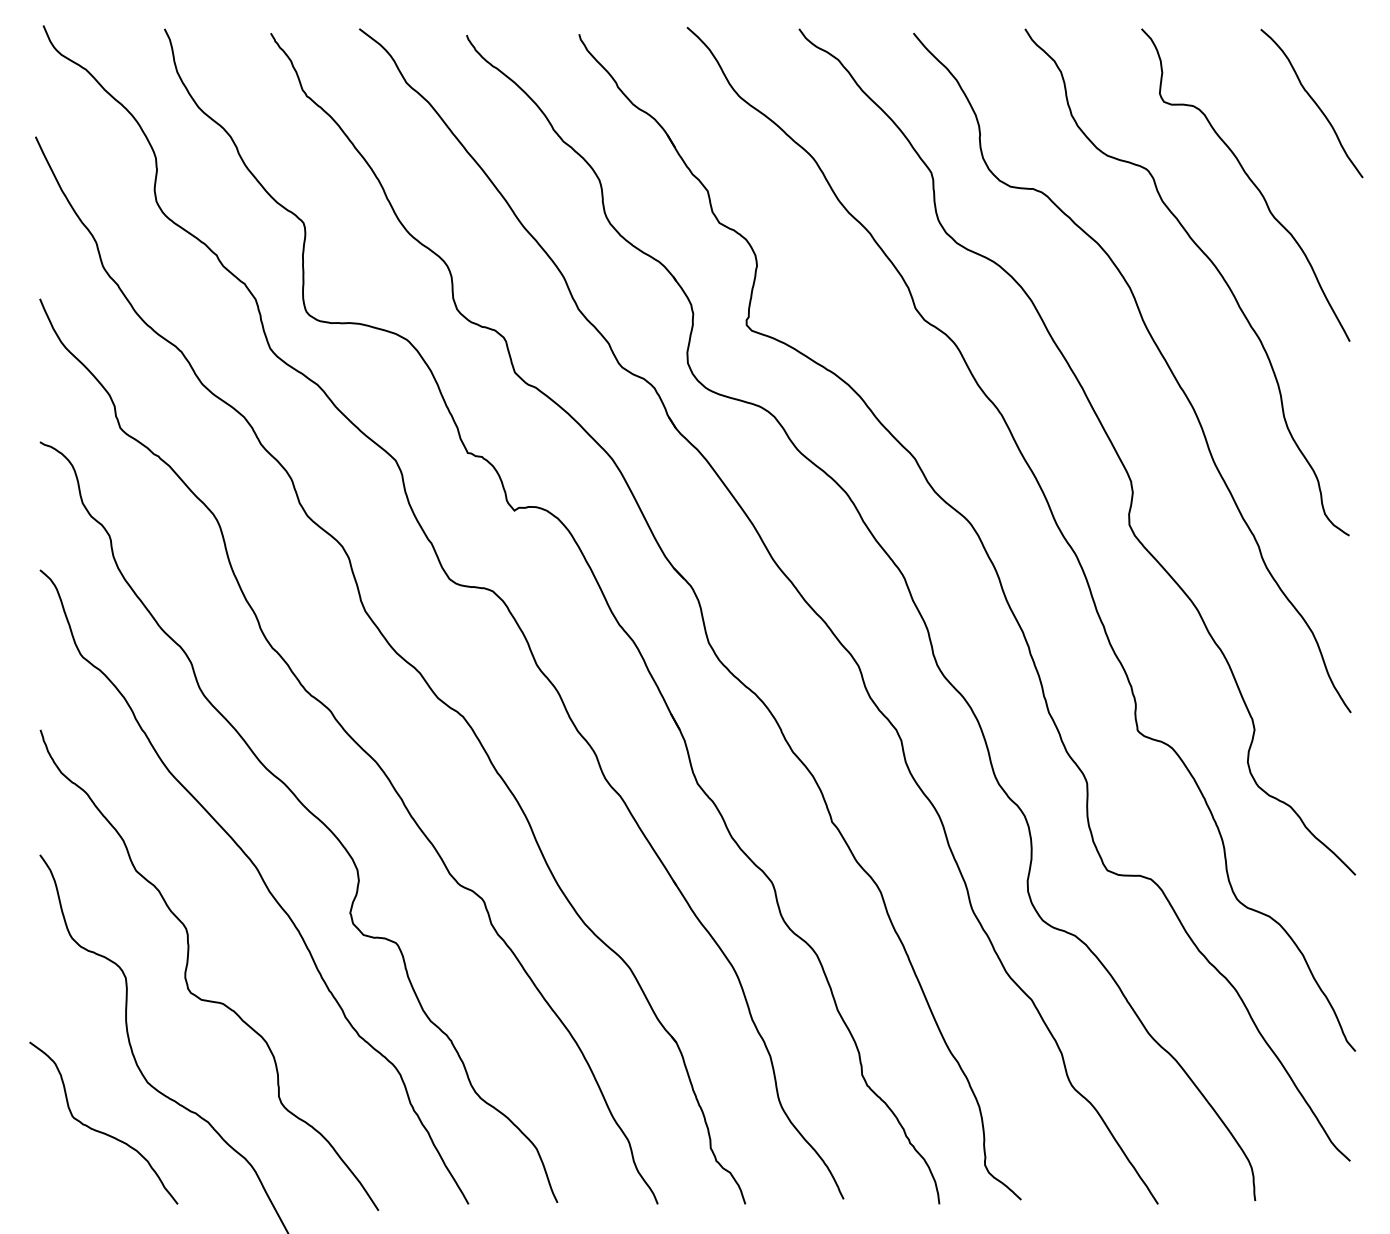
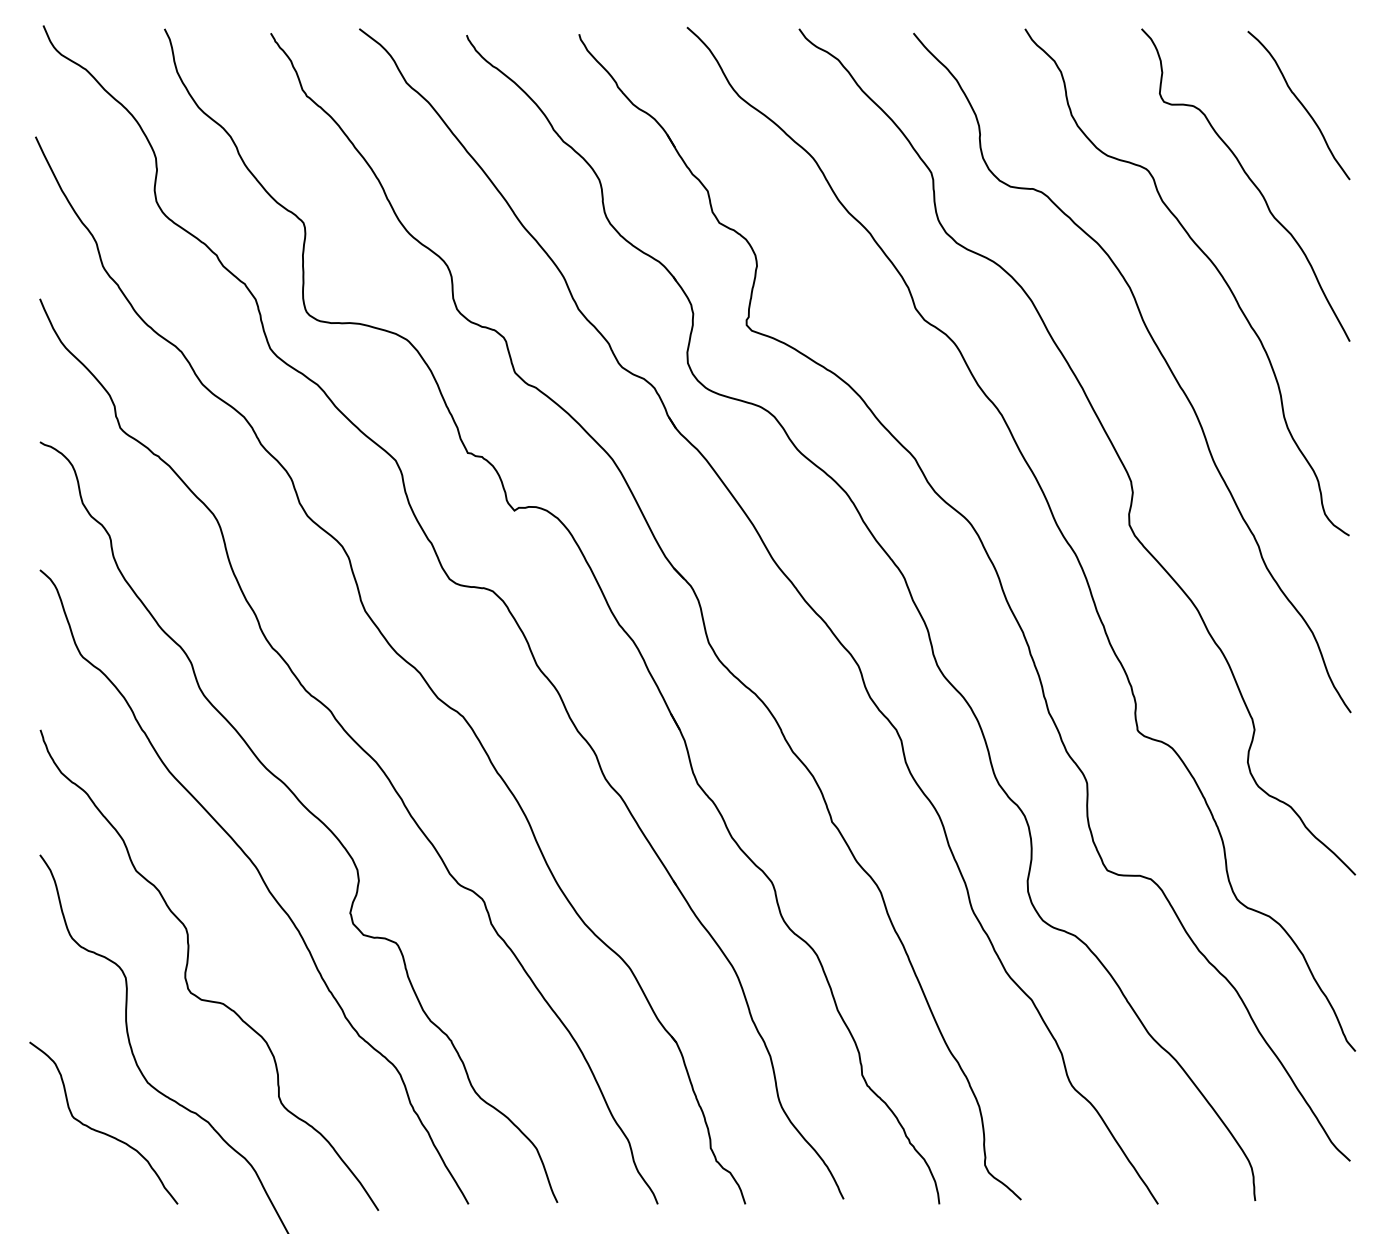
curve position: (1313, 102) -> (1300, 104) (1300, 104)
